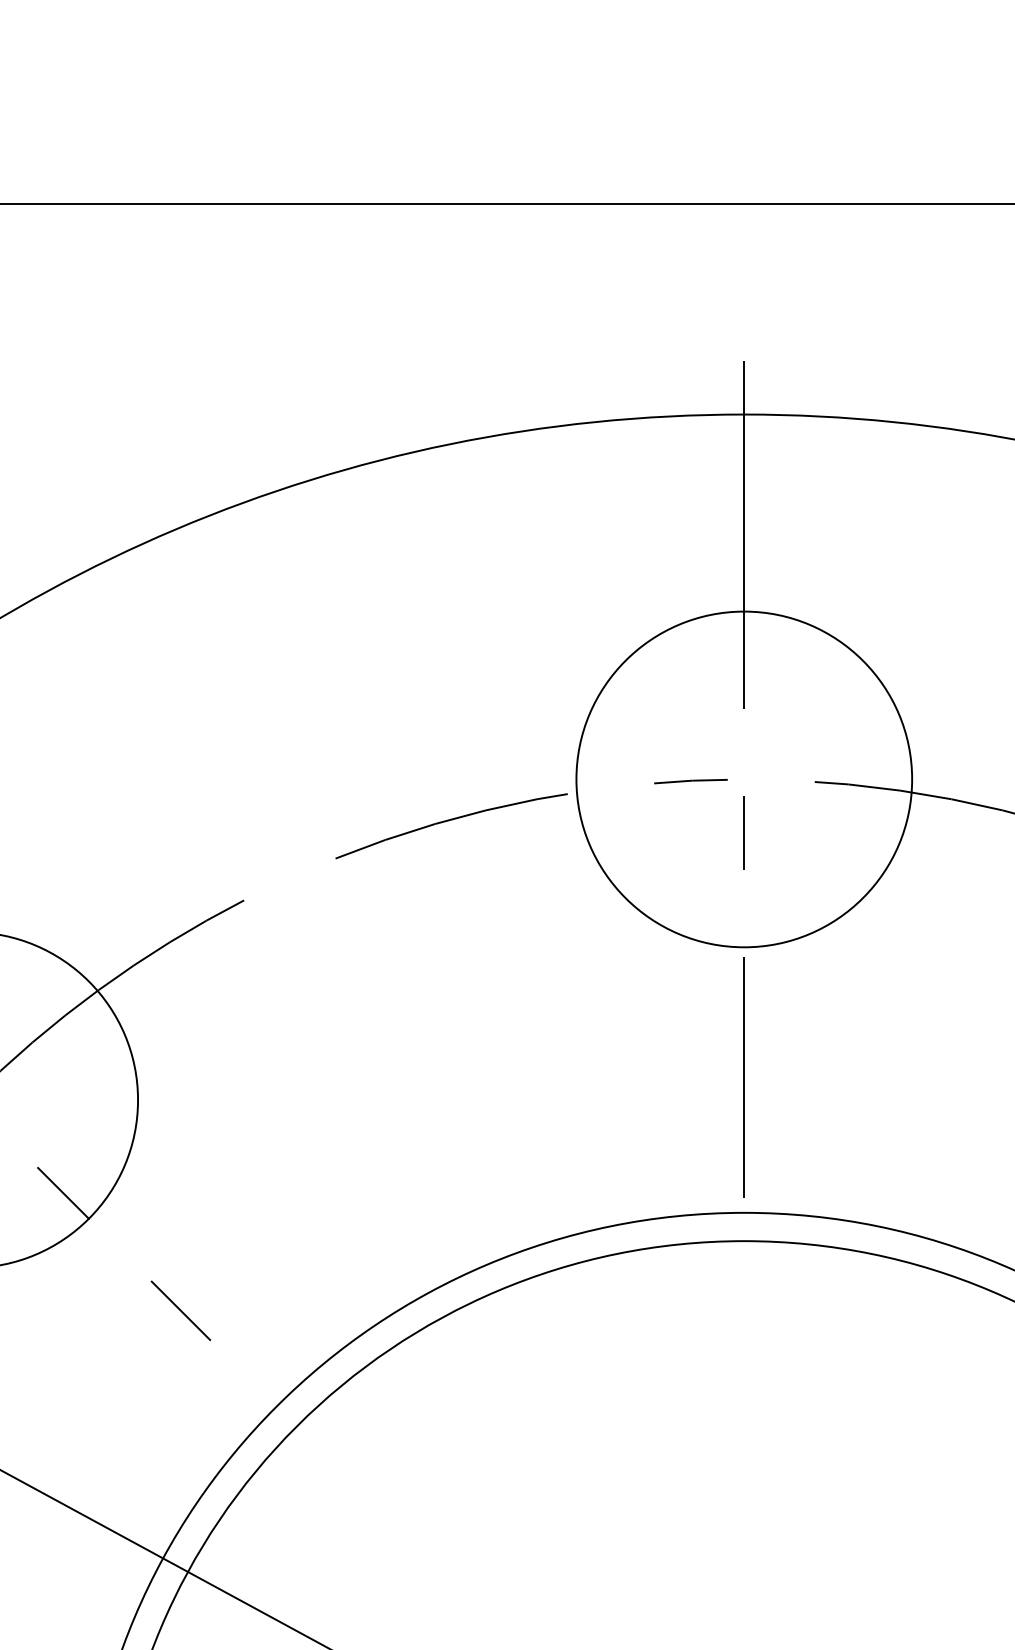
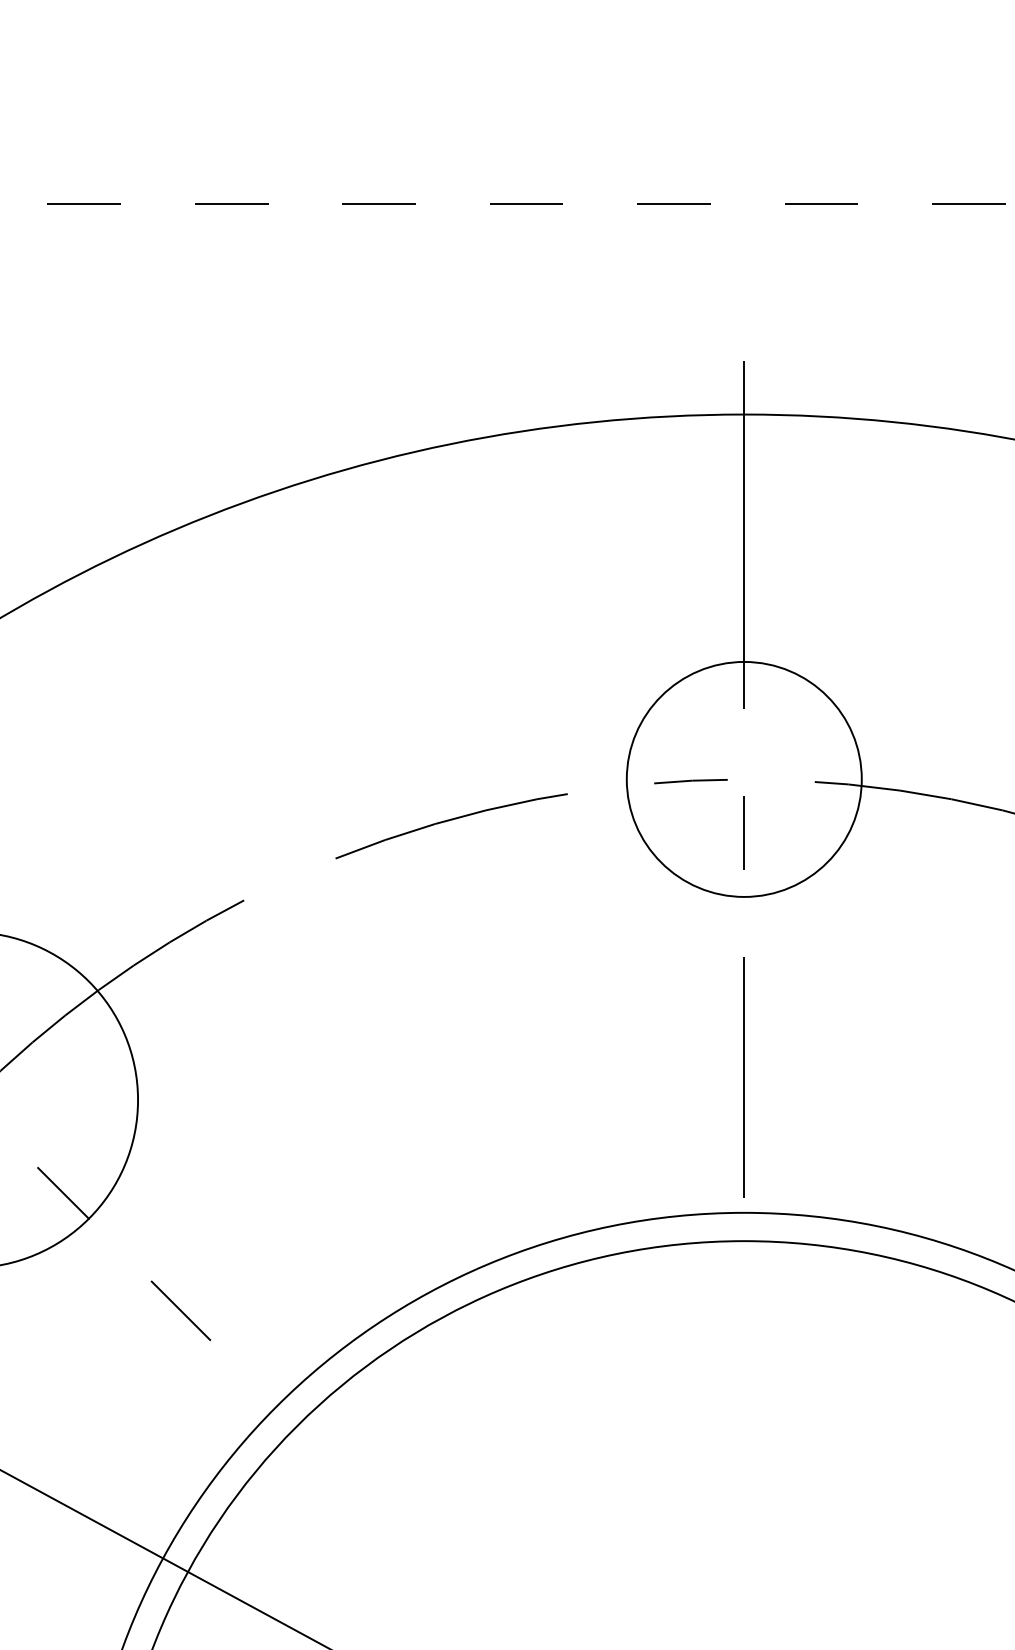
line: solid -> dashed (508, 203)
circle diameter: 336 px -> 235 px (743, 778)
